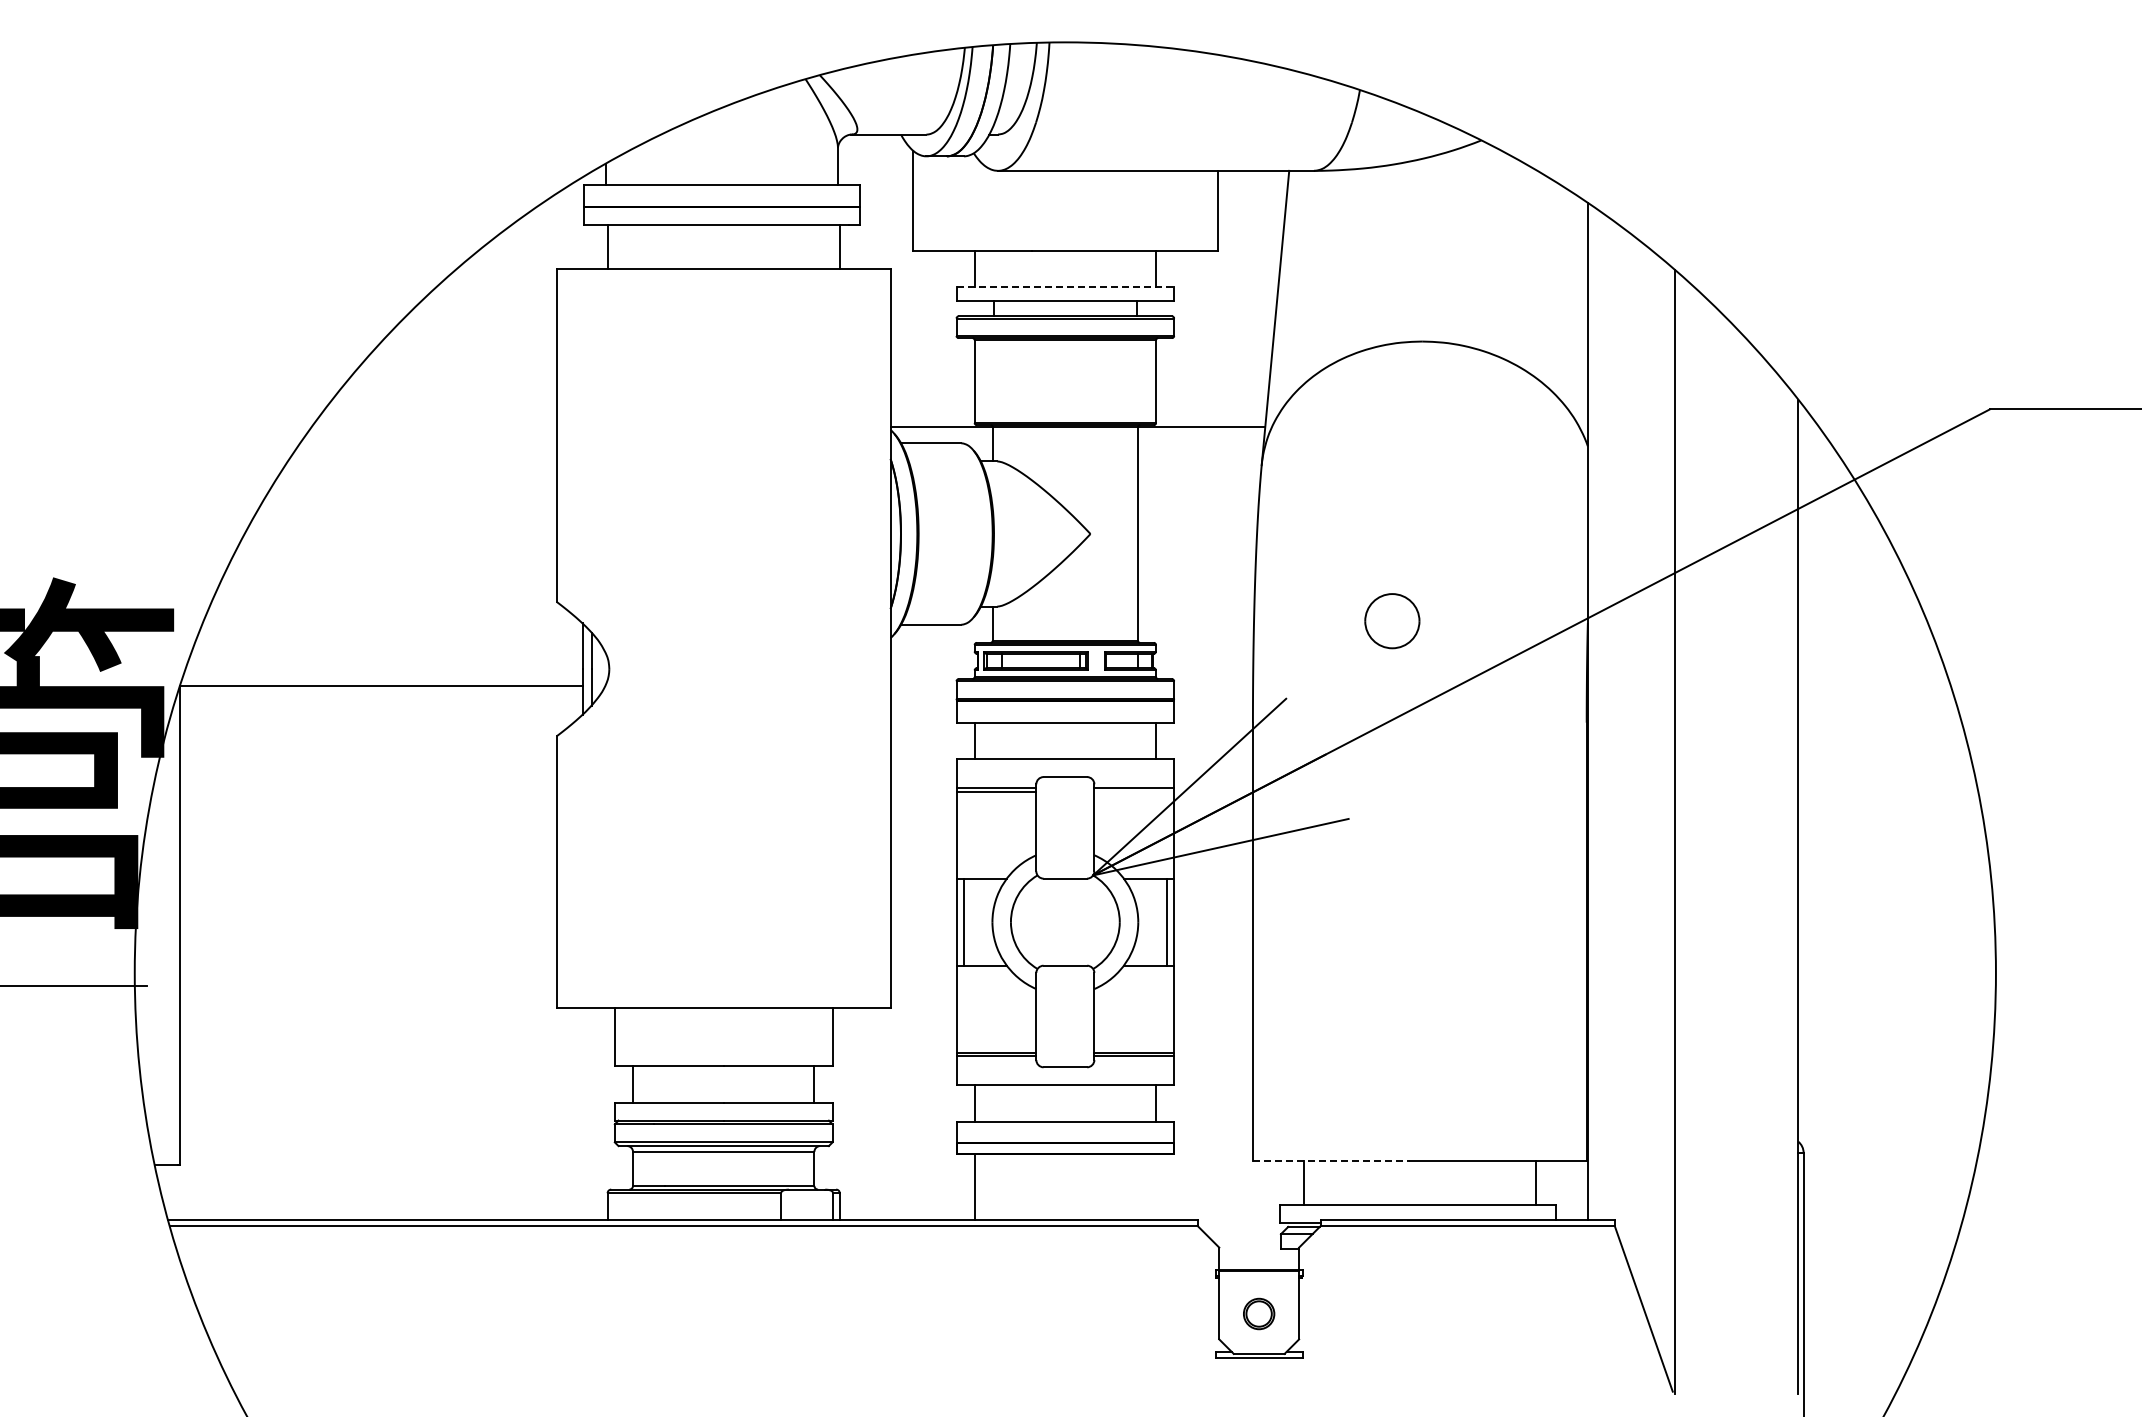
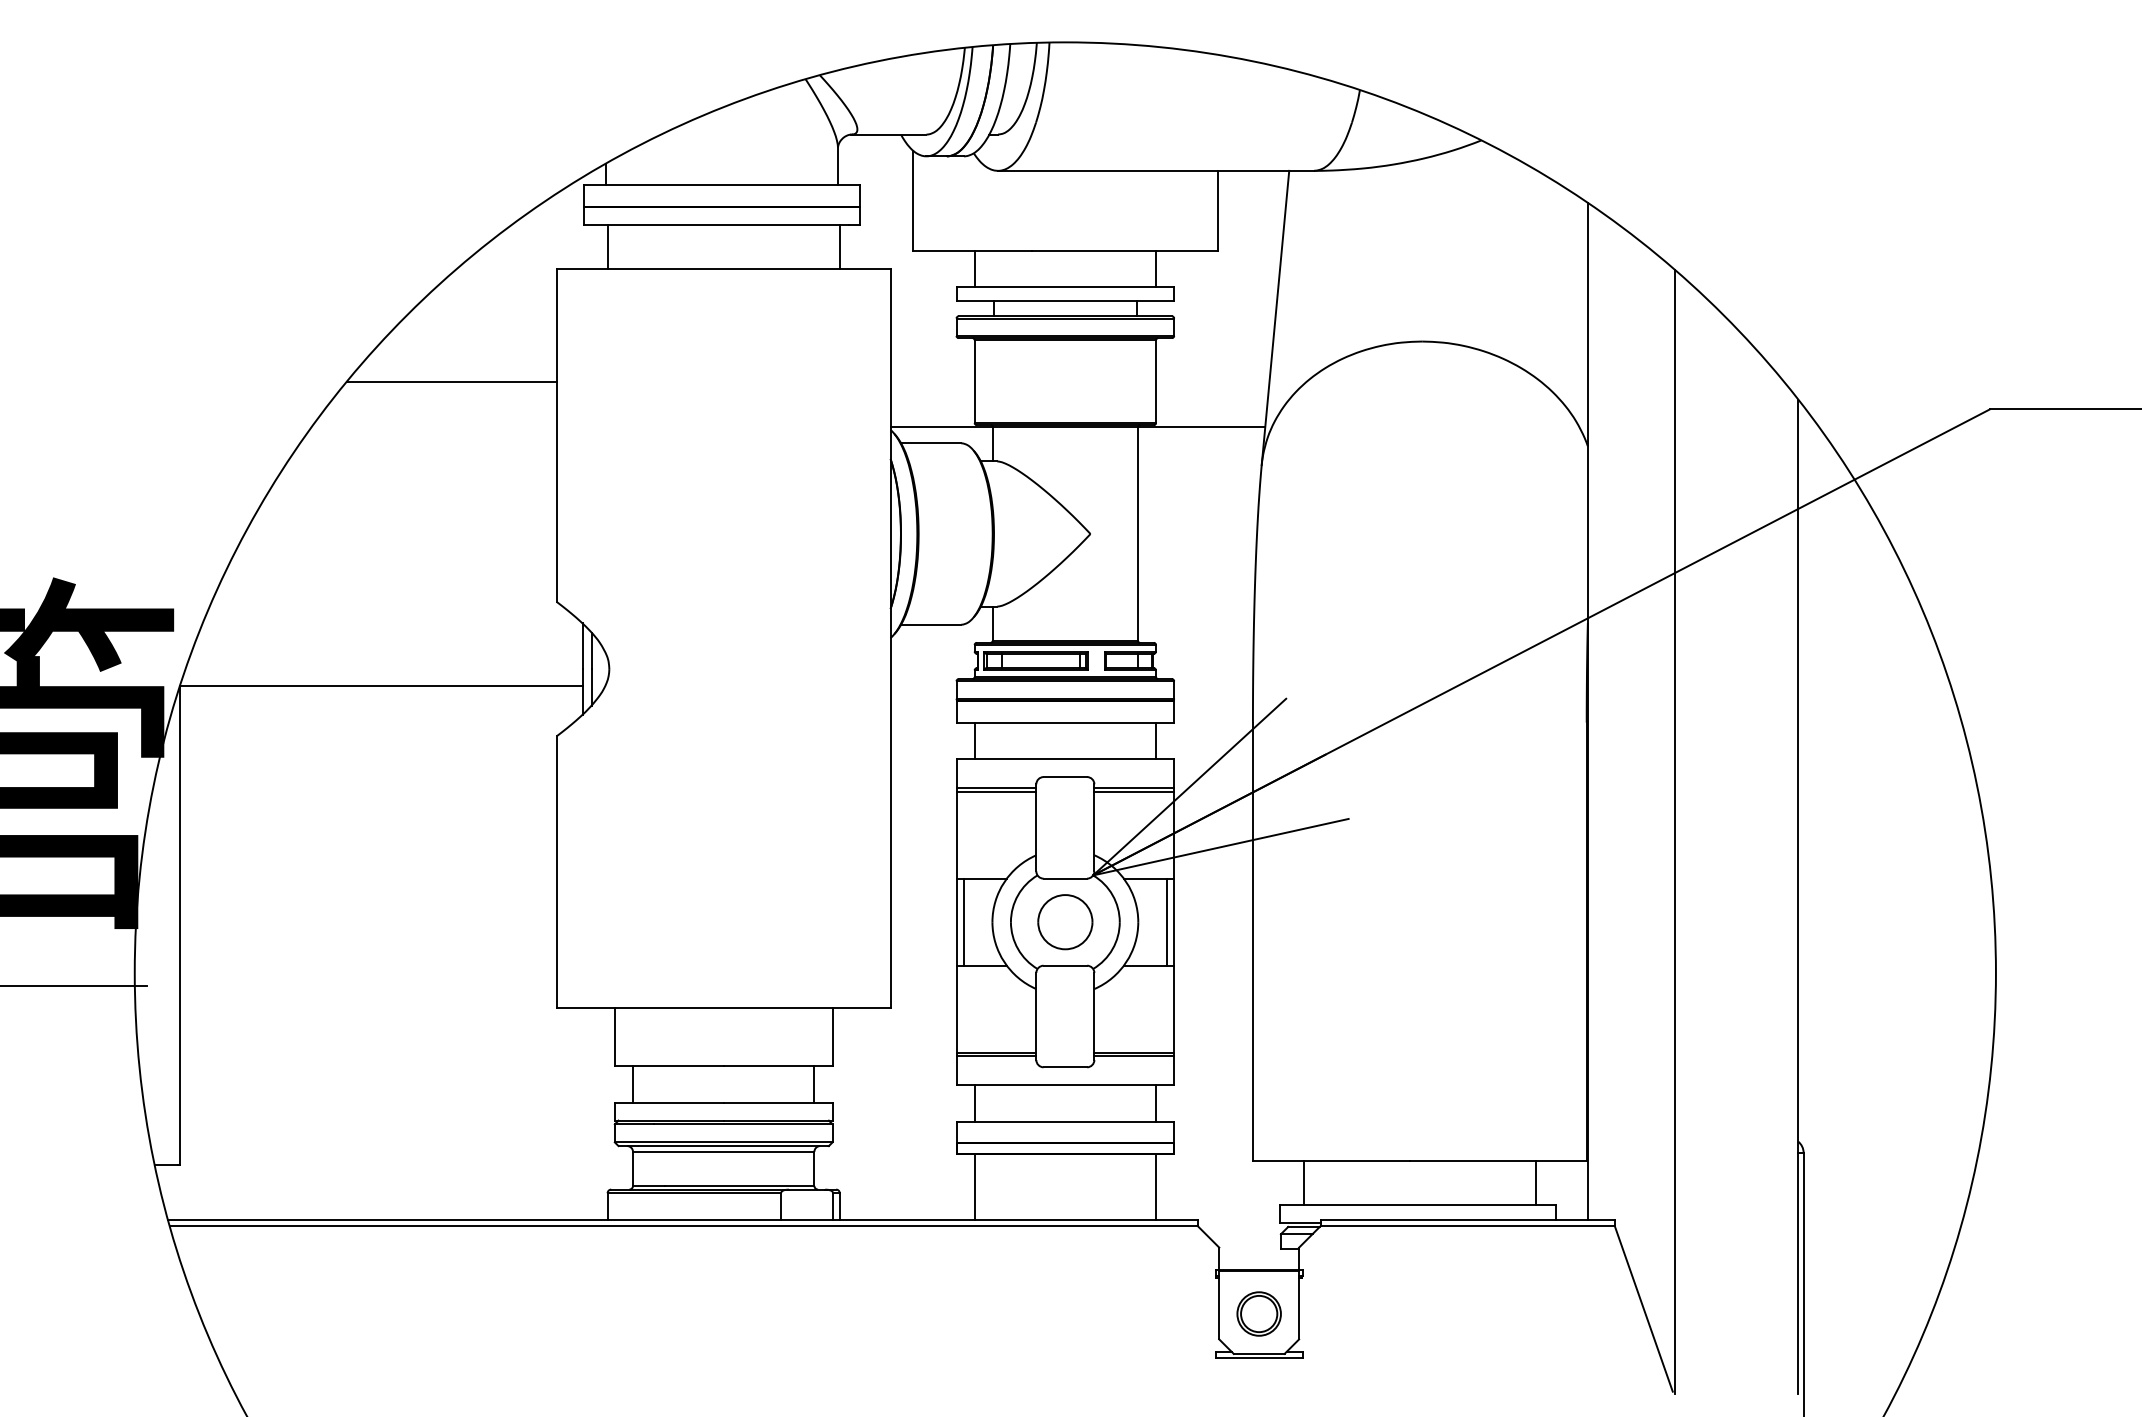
line: dashed -> solid (1065, 286)
line: none -> present (451, 381)
part position: (1392, 621) -> (1065, 922) (1065, 922)
line: none -> present (1134, 791)
line: dashed -> solid (1331, 1161)
line: none -> present (1156, 1186)
part size: 33x34 px -> 46x46 px (1258, 1313)
